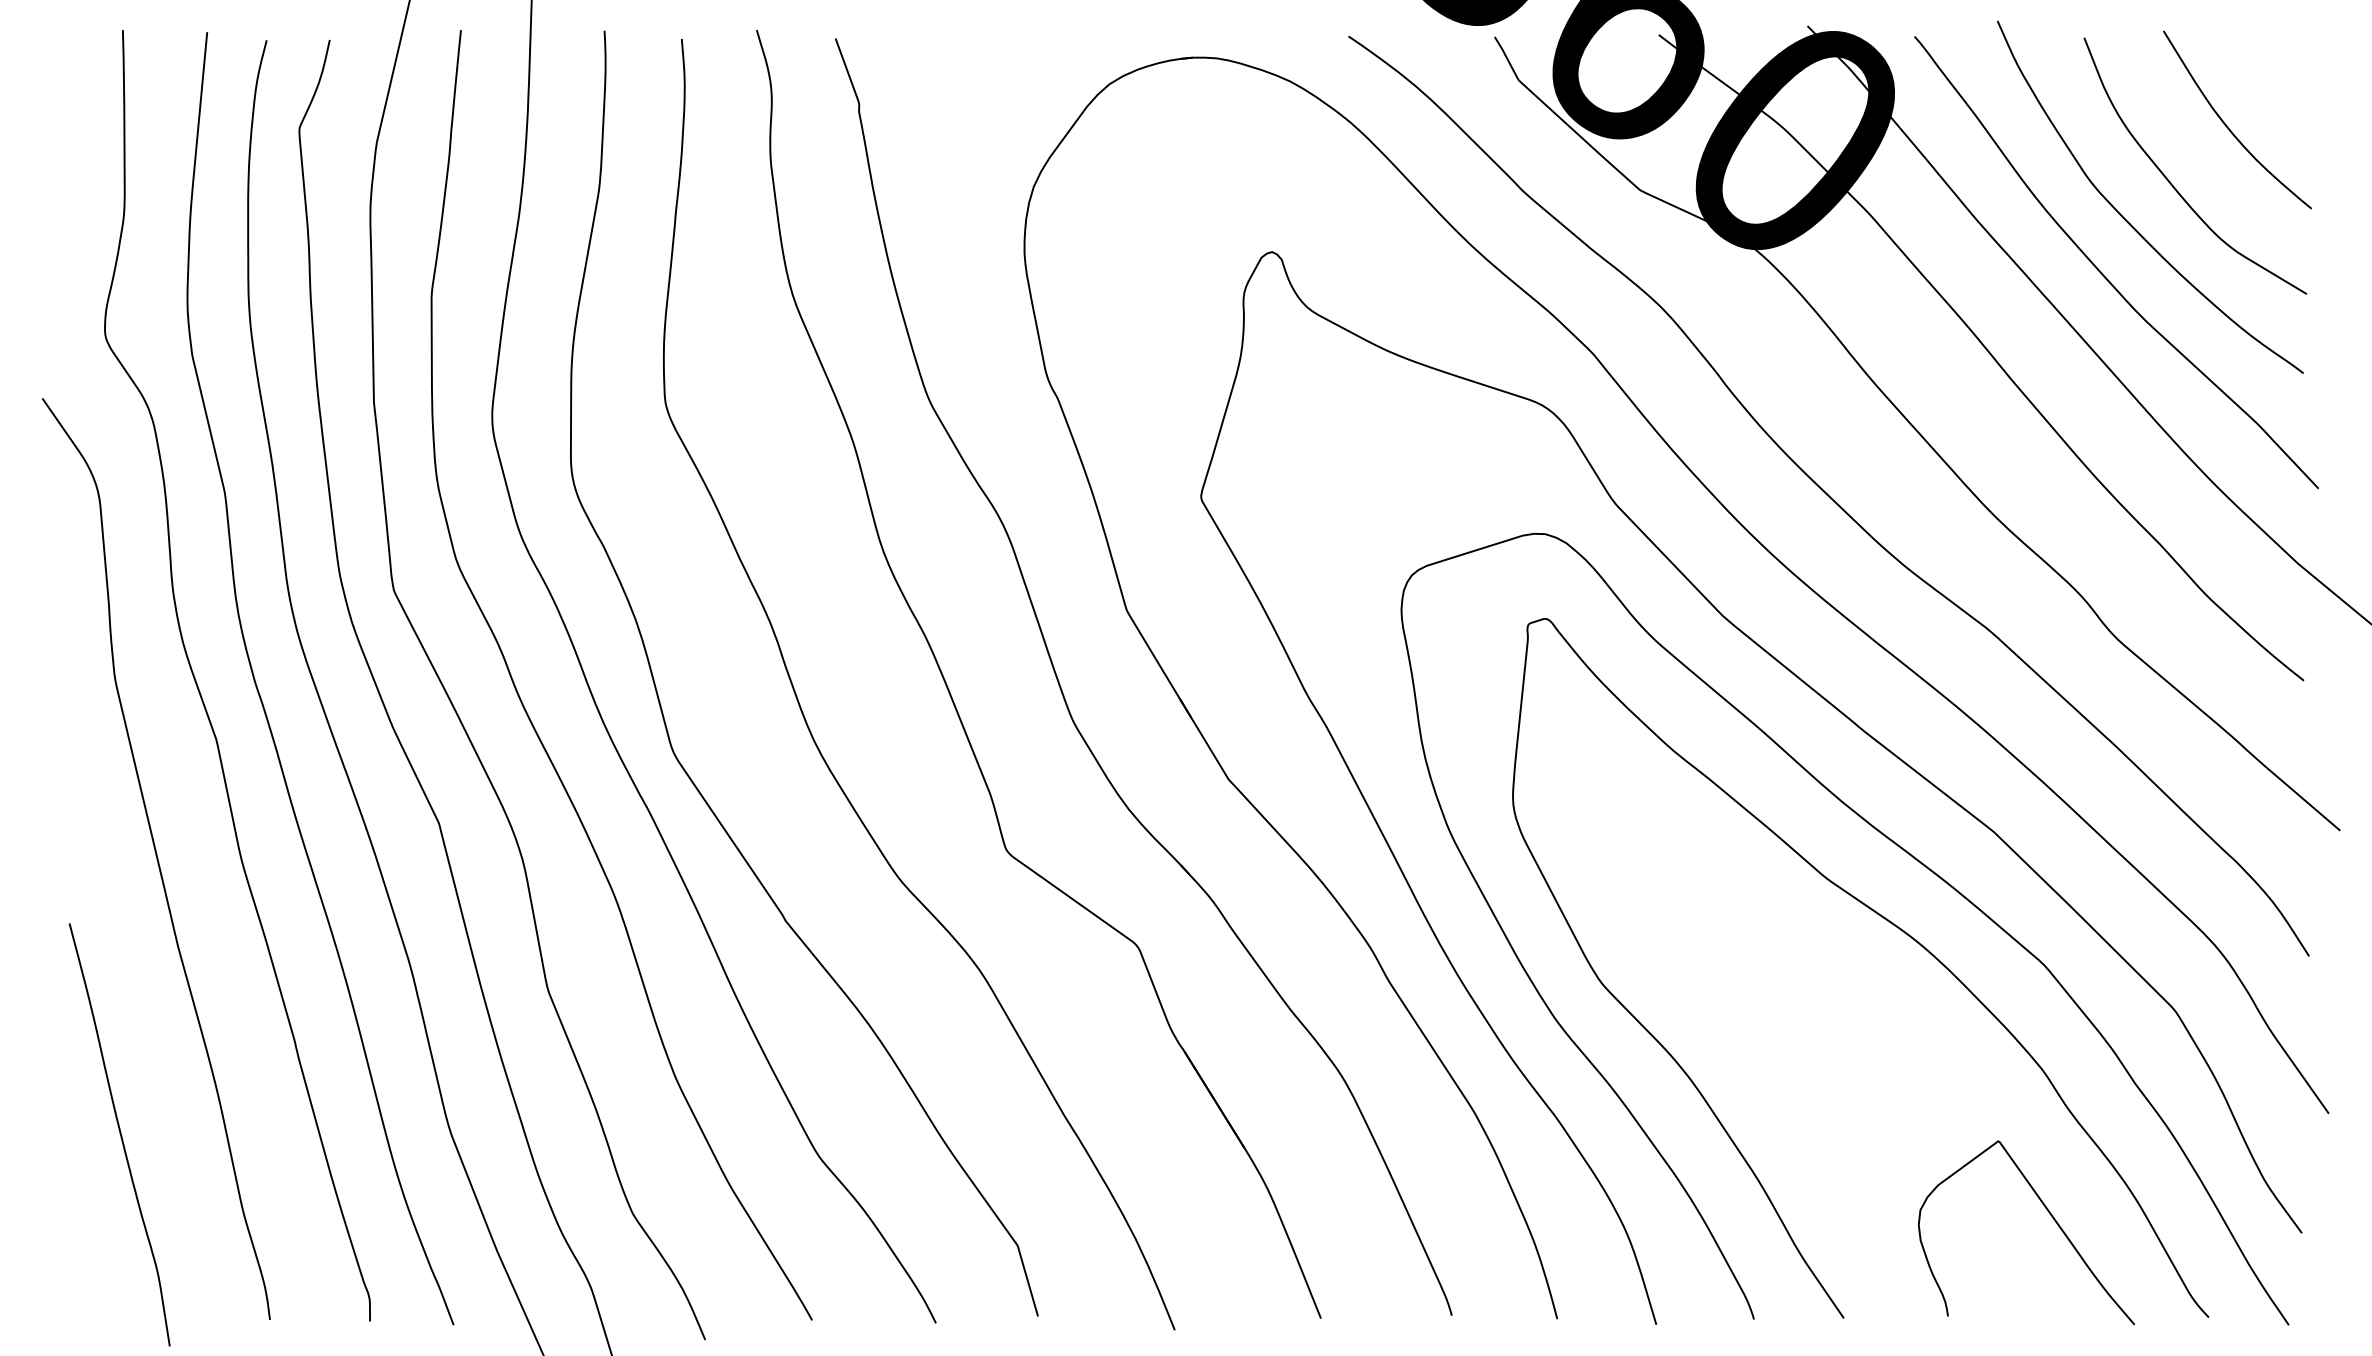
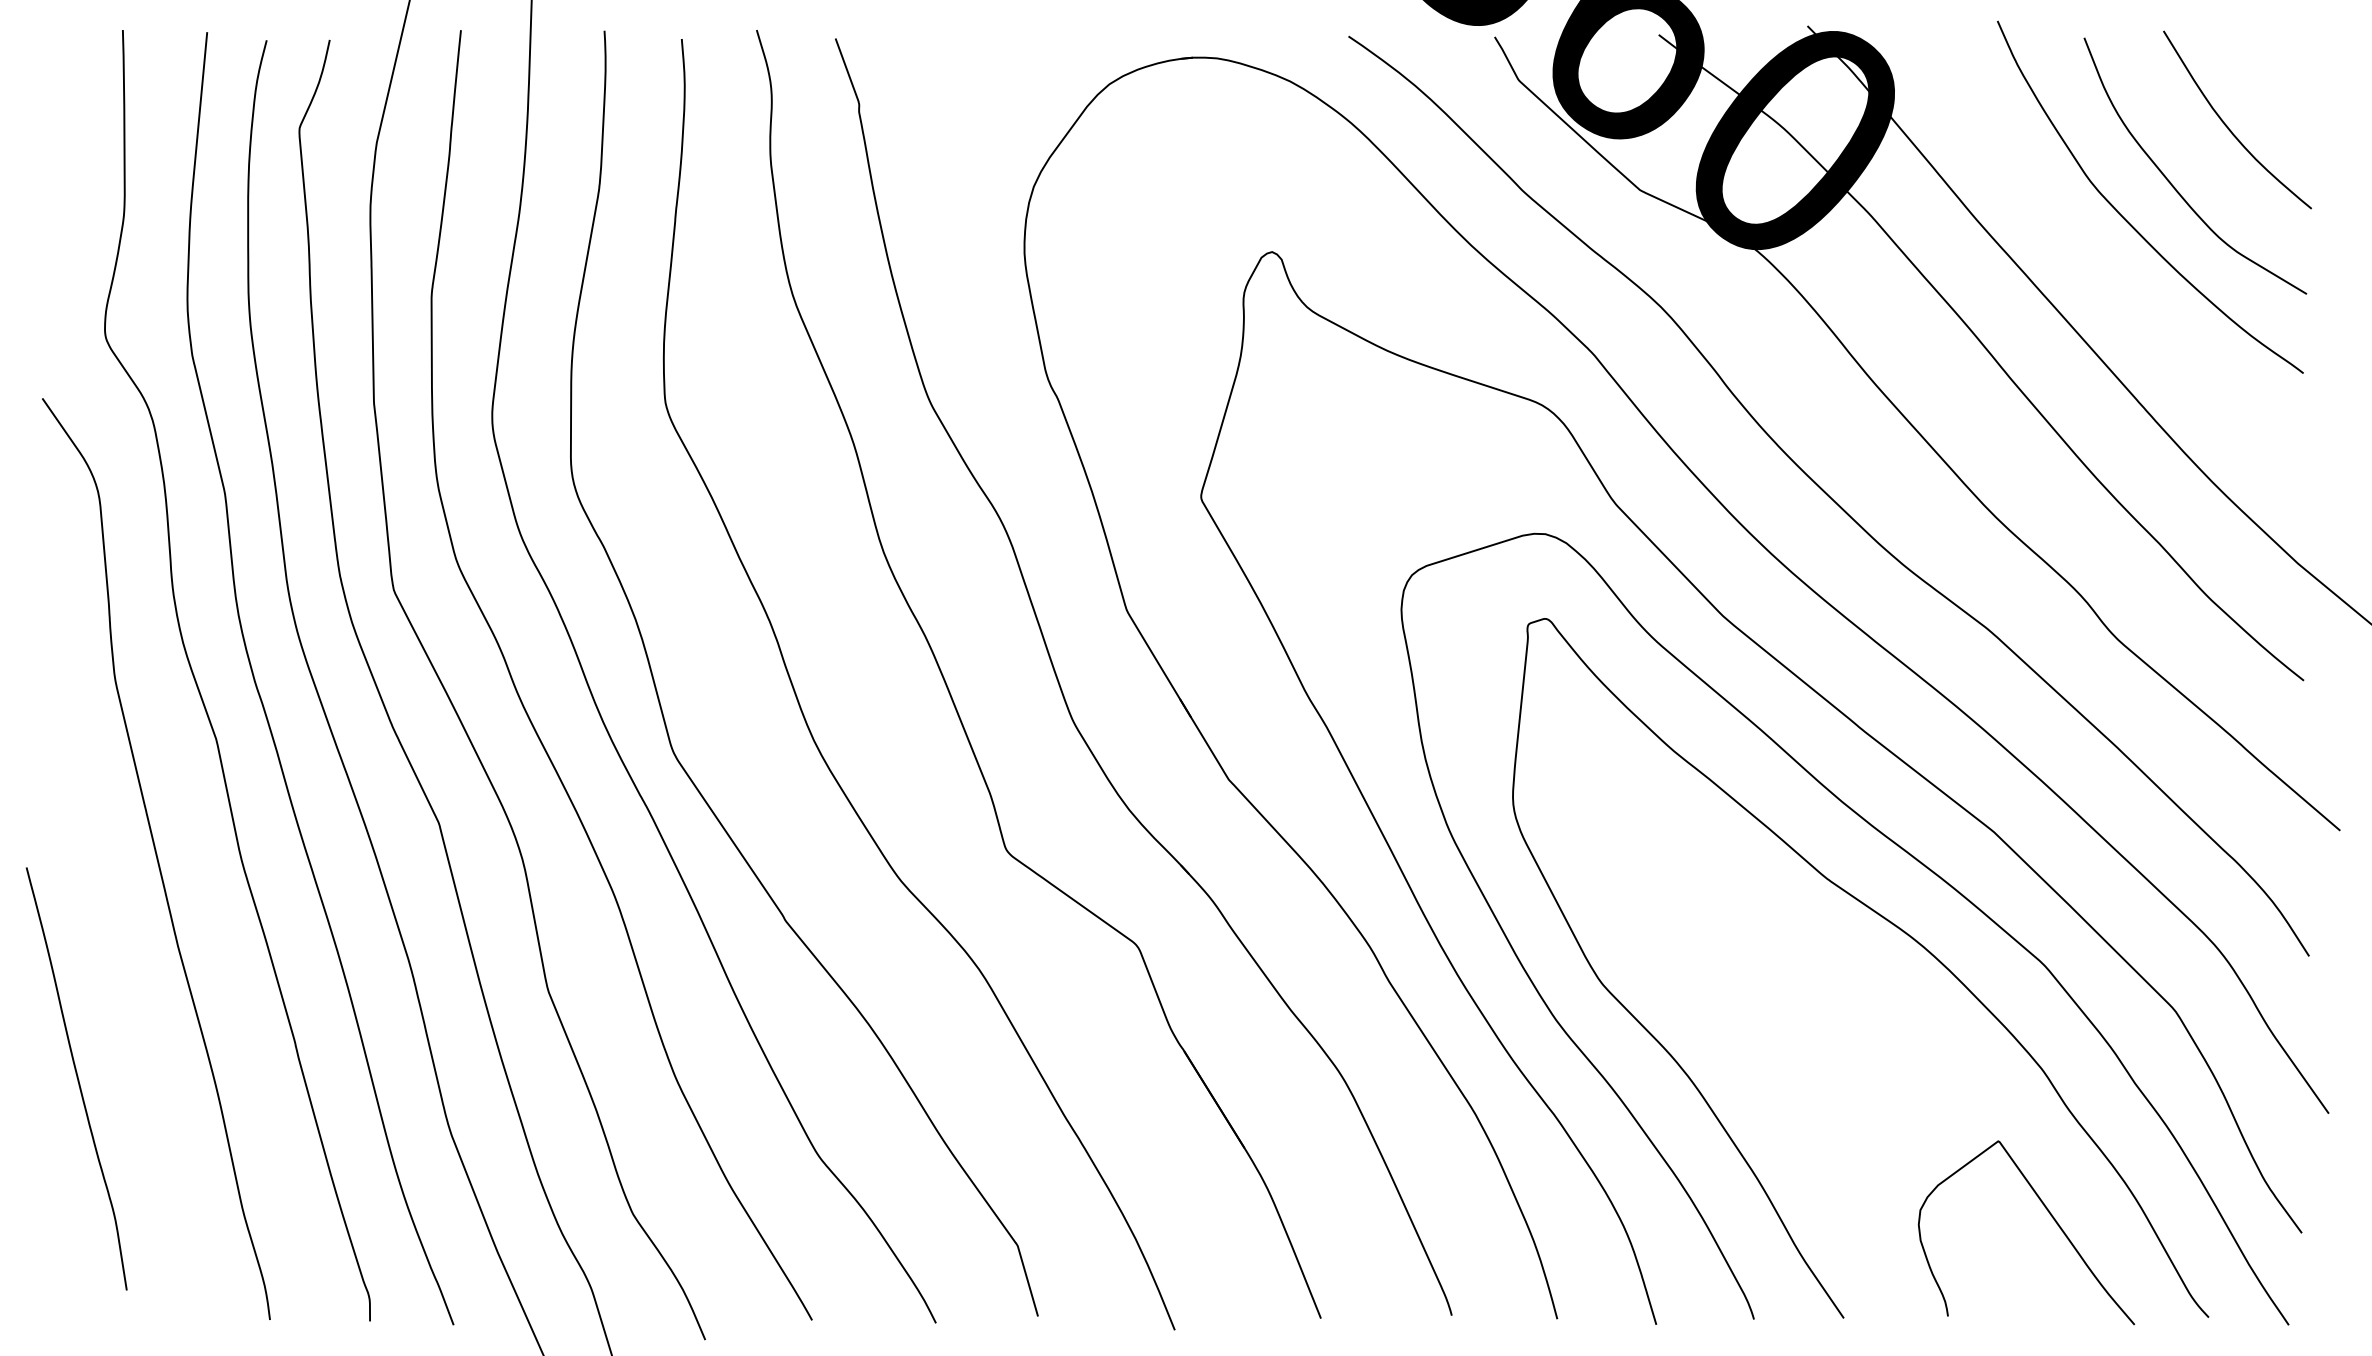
curve: present -> none (2102, 272)
curve position: (119, 1133) -> (76, 1077) (76, 1077)
